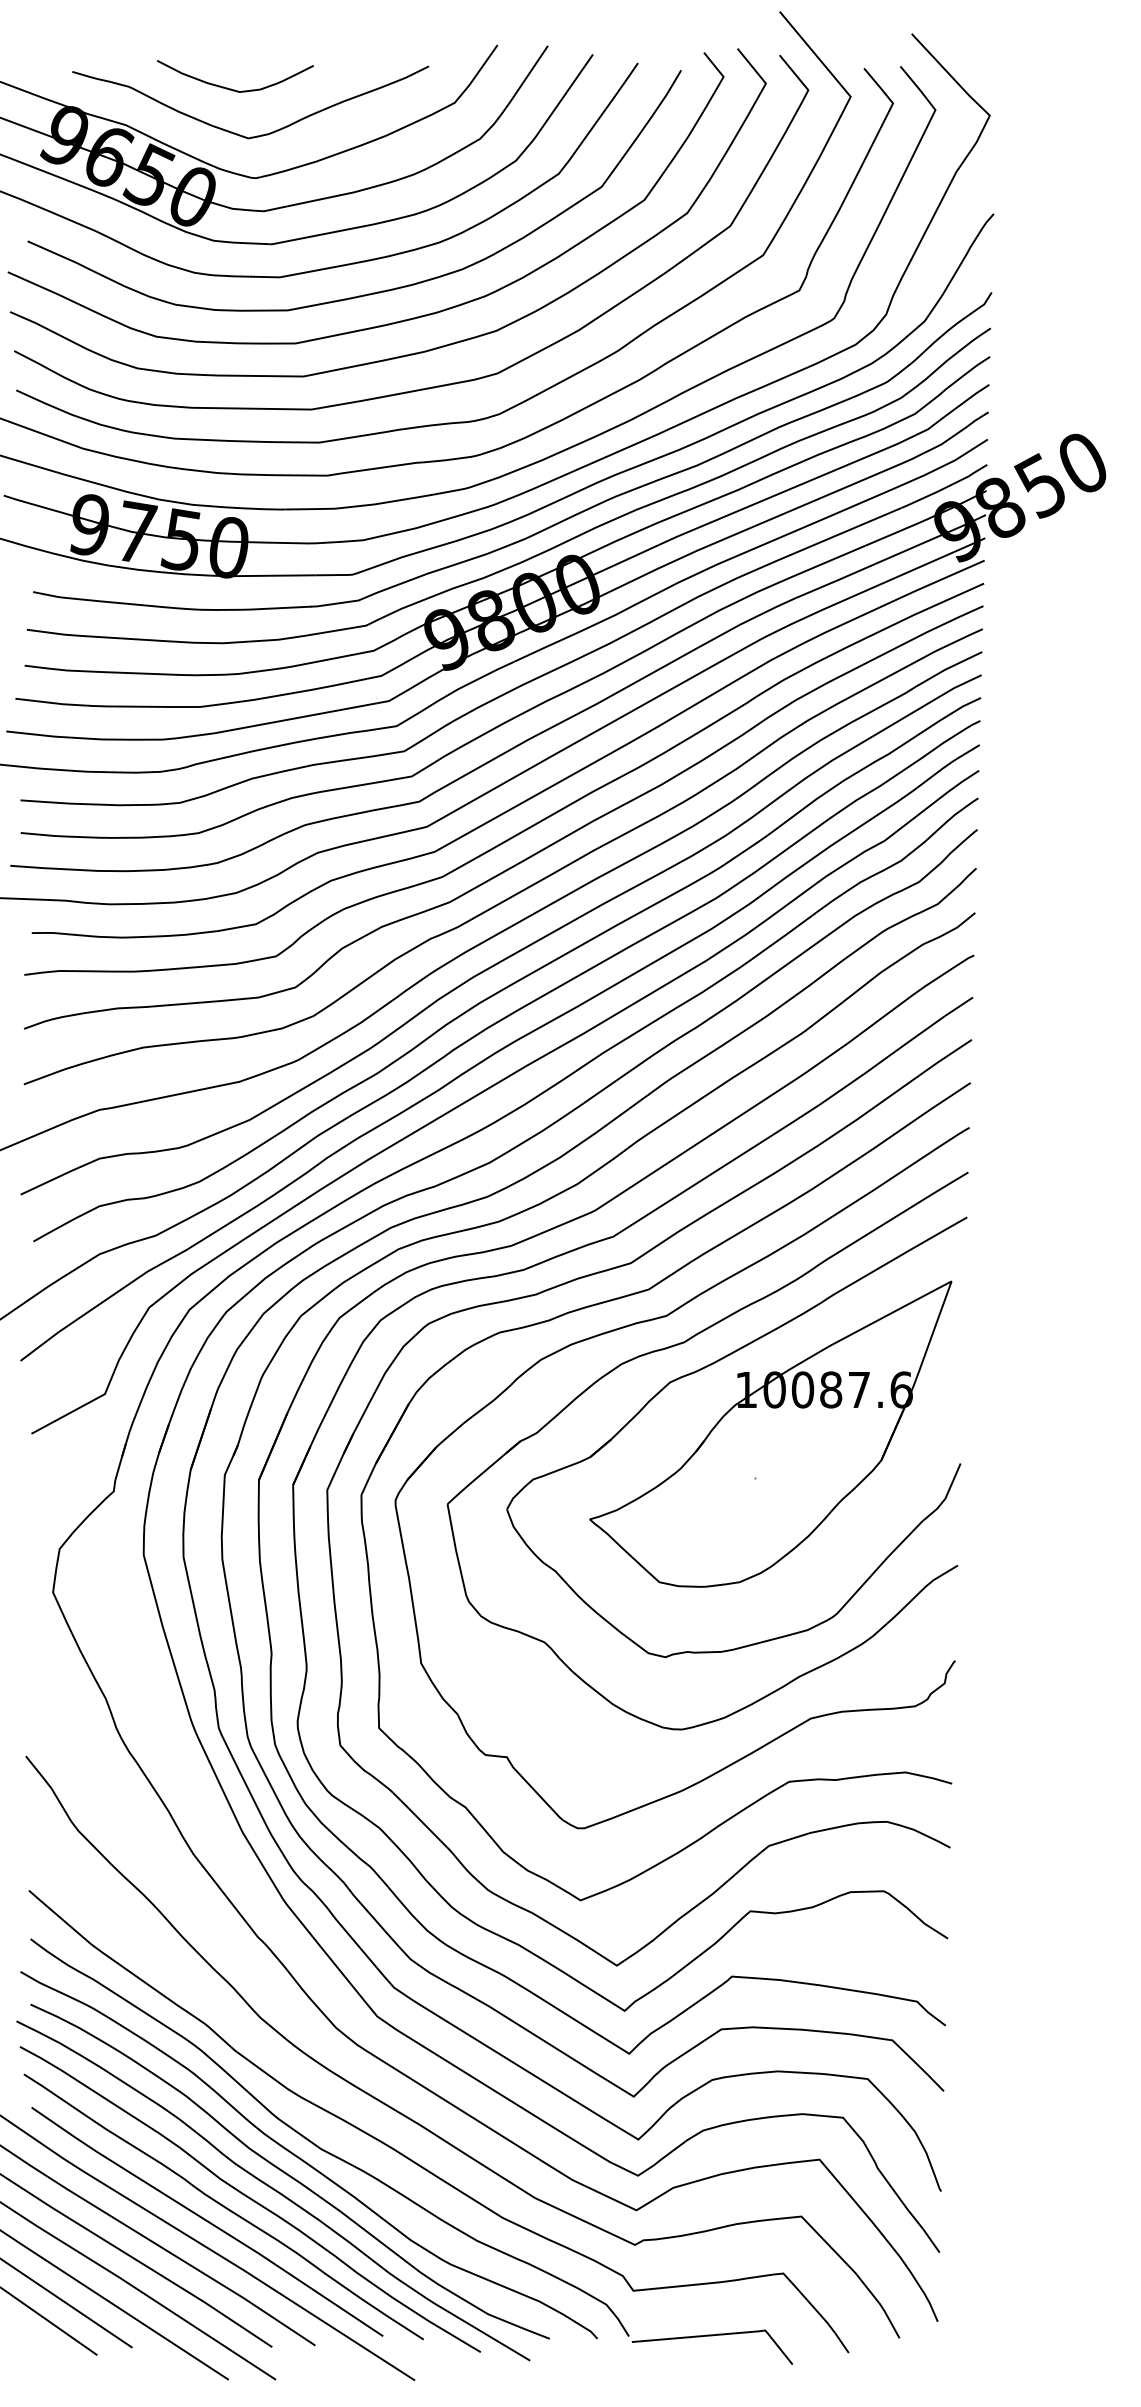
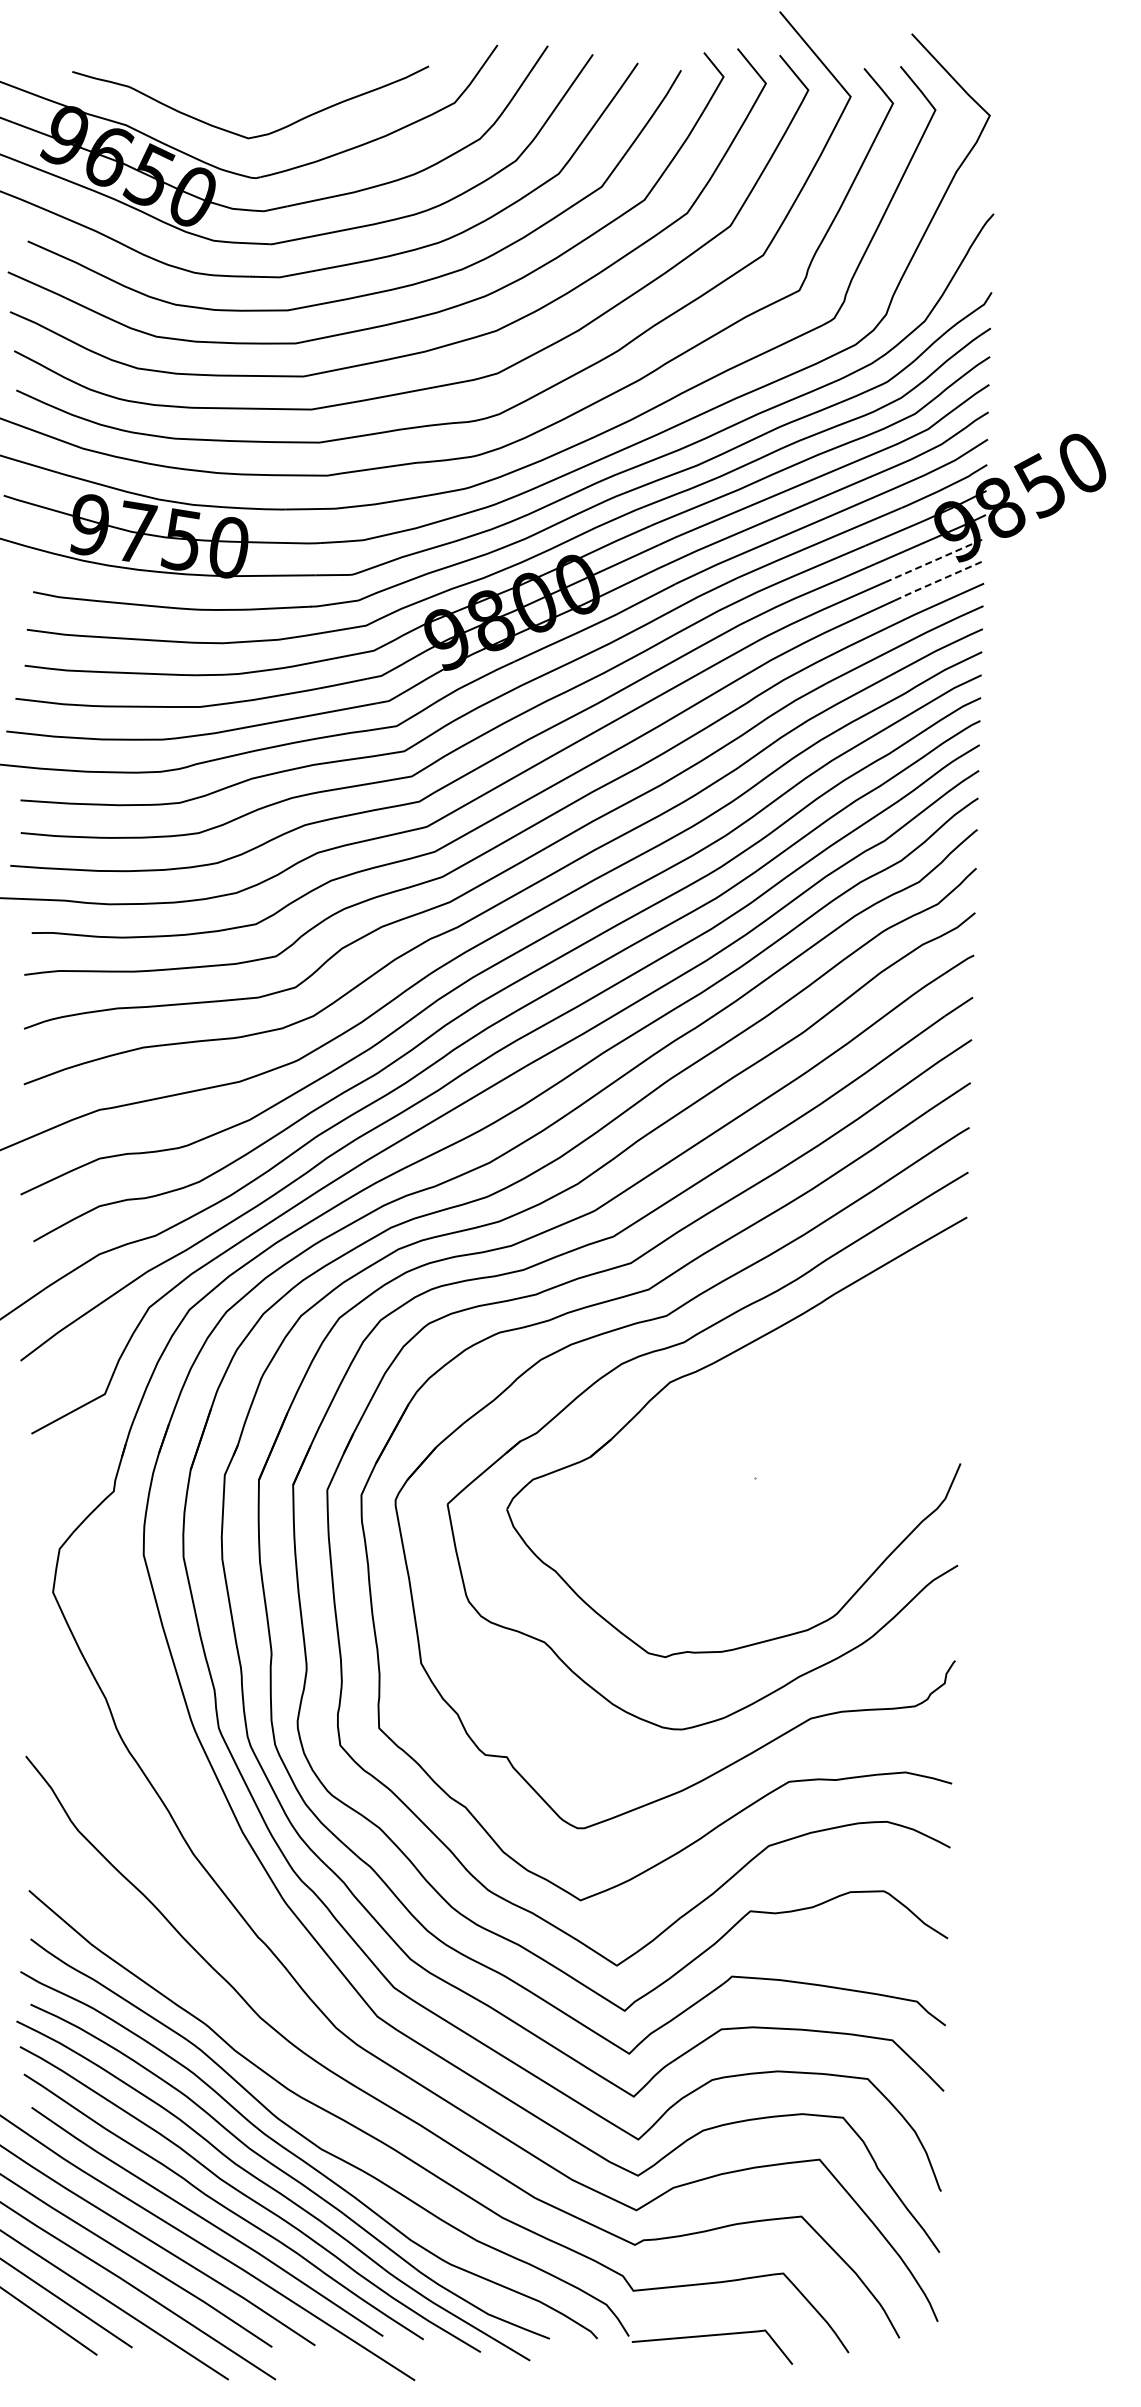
curve: present -> none (231, 88)
line: solid -> dashed (935, 560)
line: solid -> dashed (939, 580)
part: present -> none (770, 1433)
